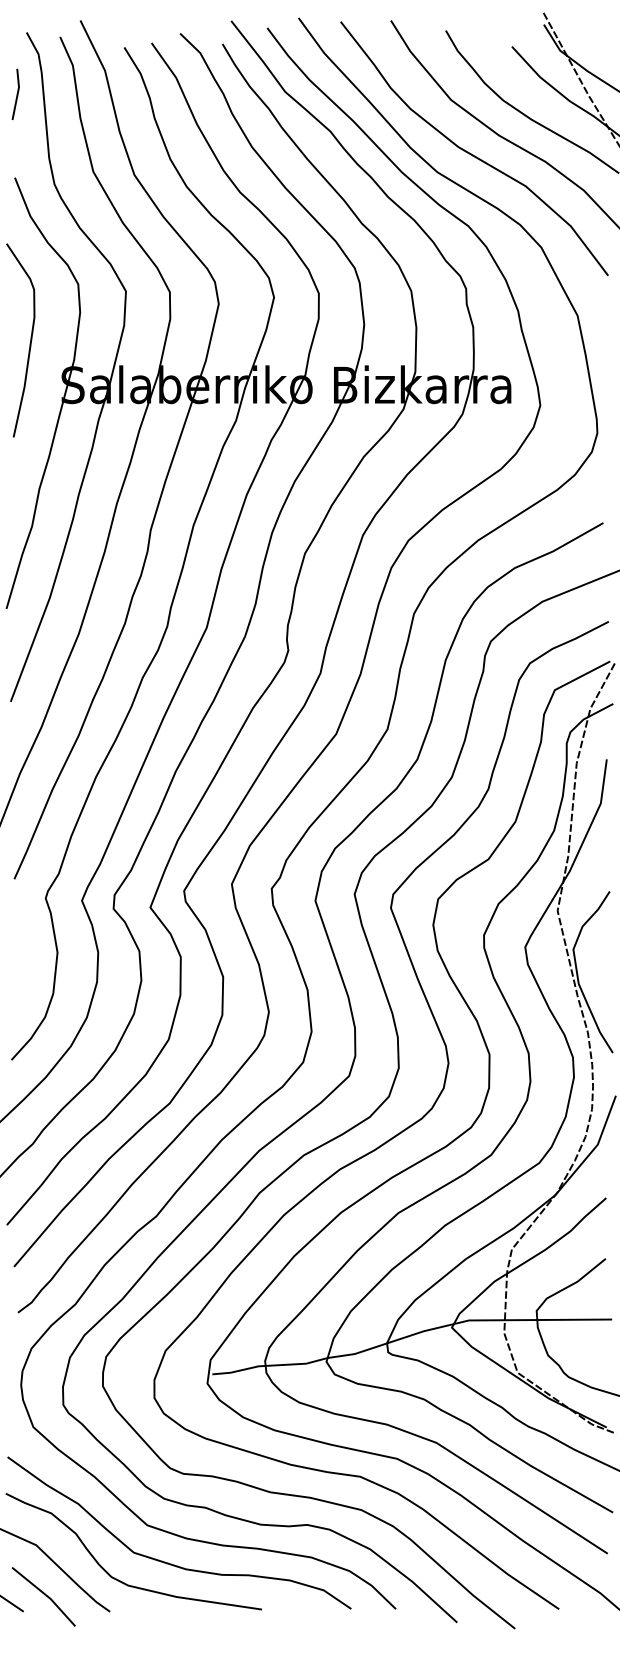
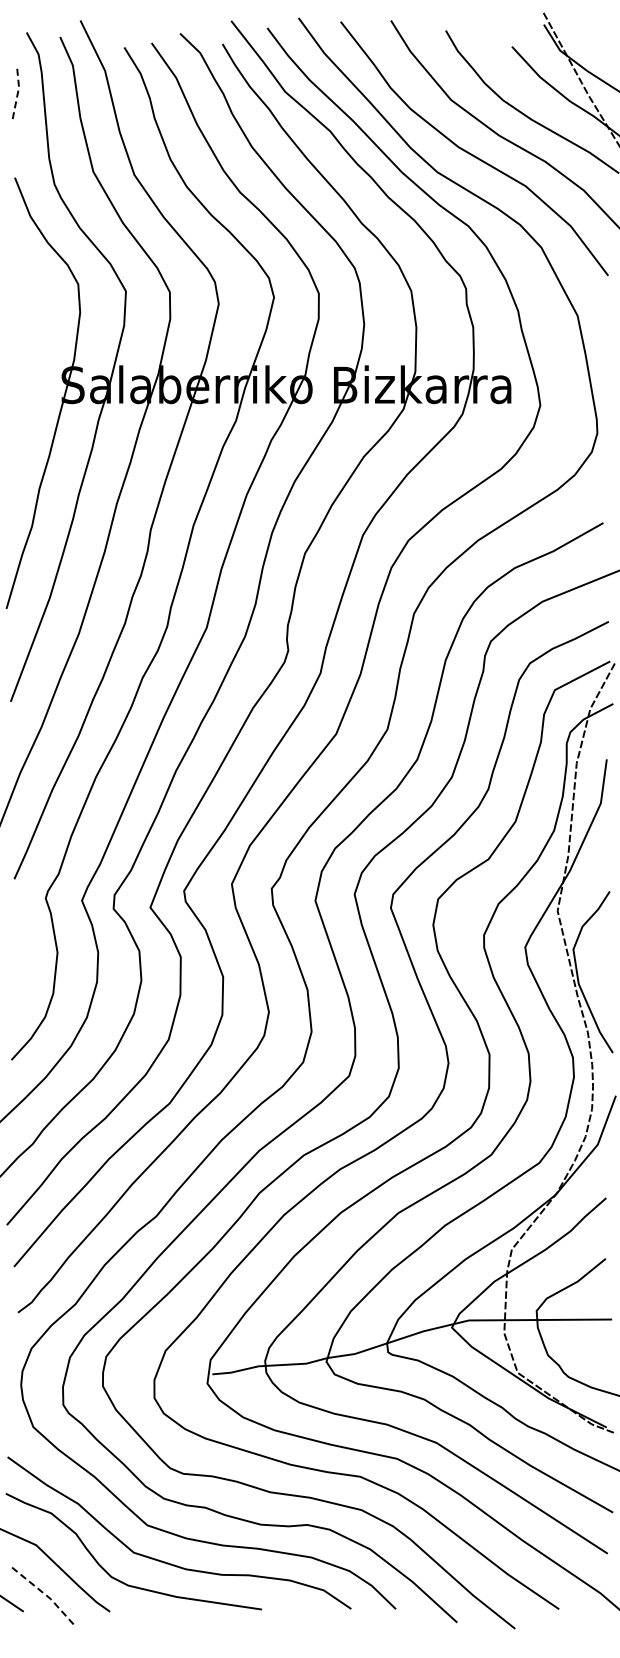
line: solid -> dashed (17, 94)
curve: present -> none (29, 343)
line: solid -> dashed (46, 1595)
